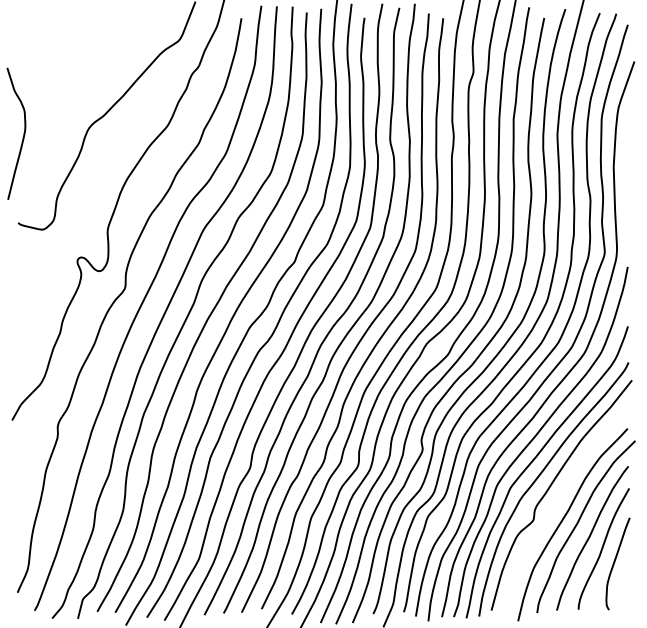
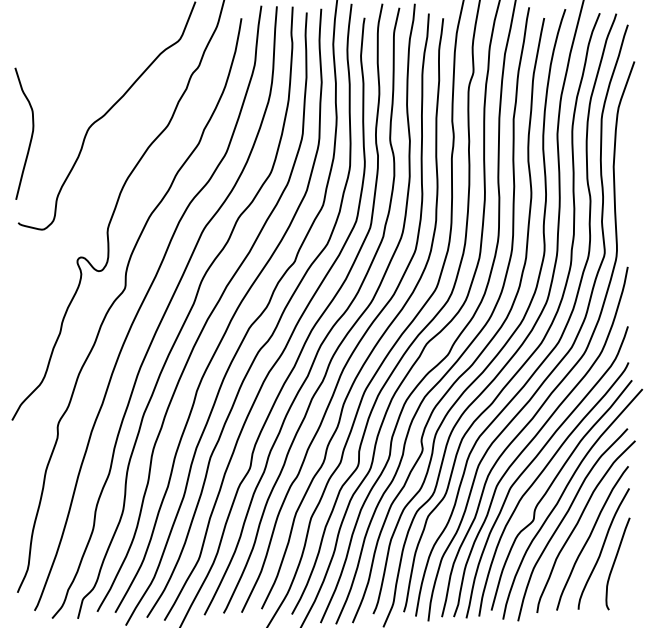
curve position: (23, 133) -> (31, 133) (31, 133)
curve: none -> present (561, 498)
